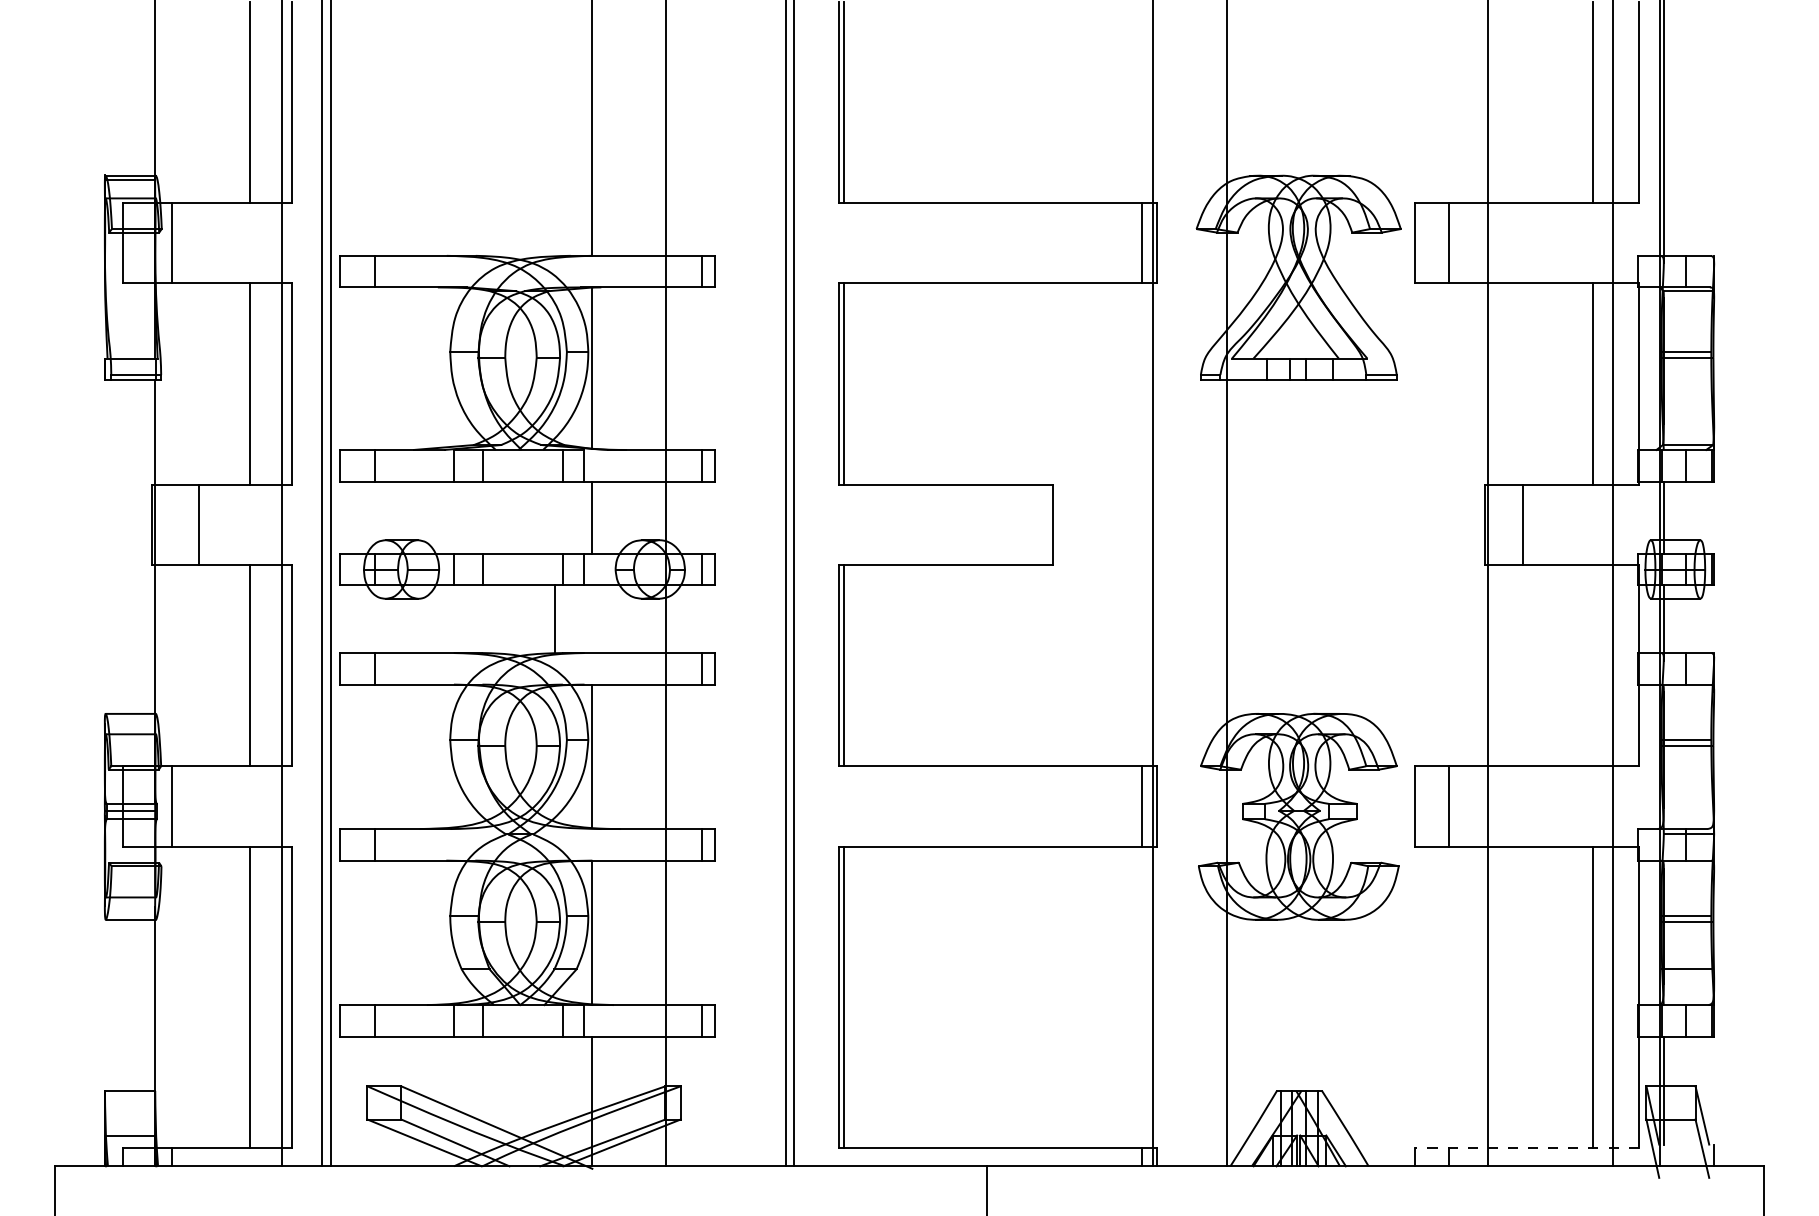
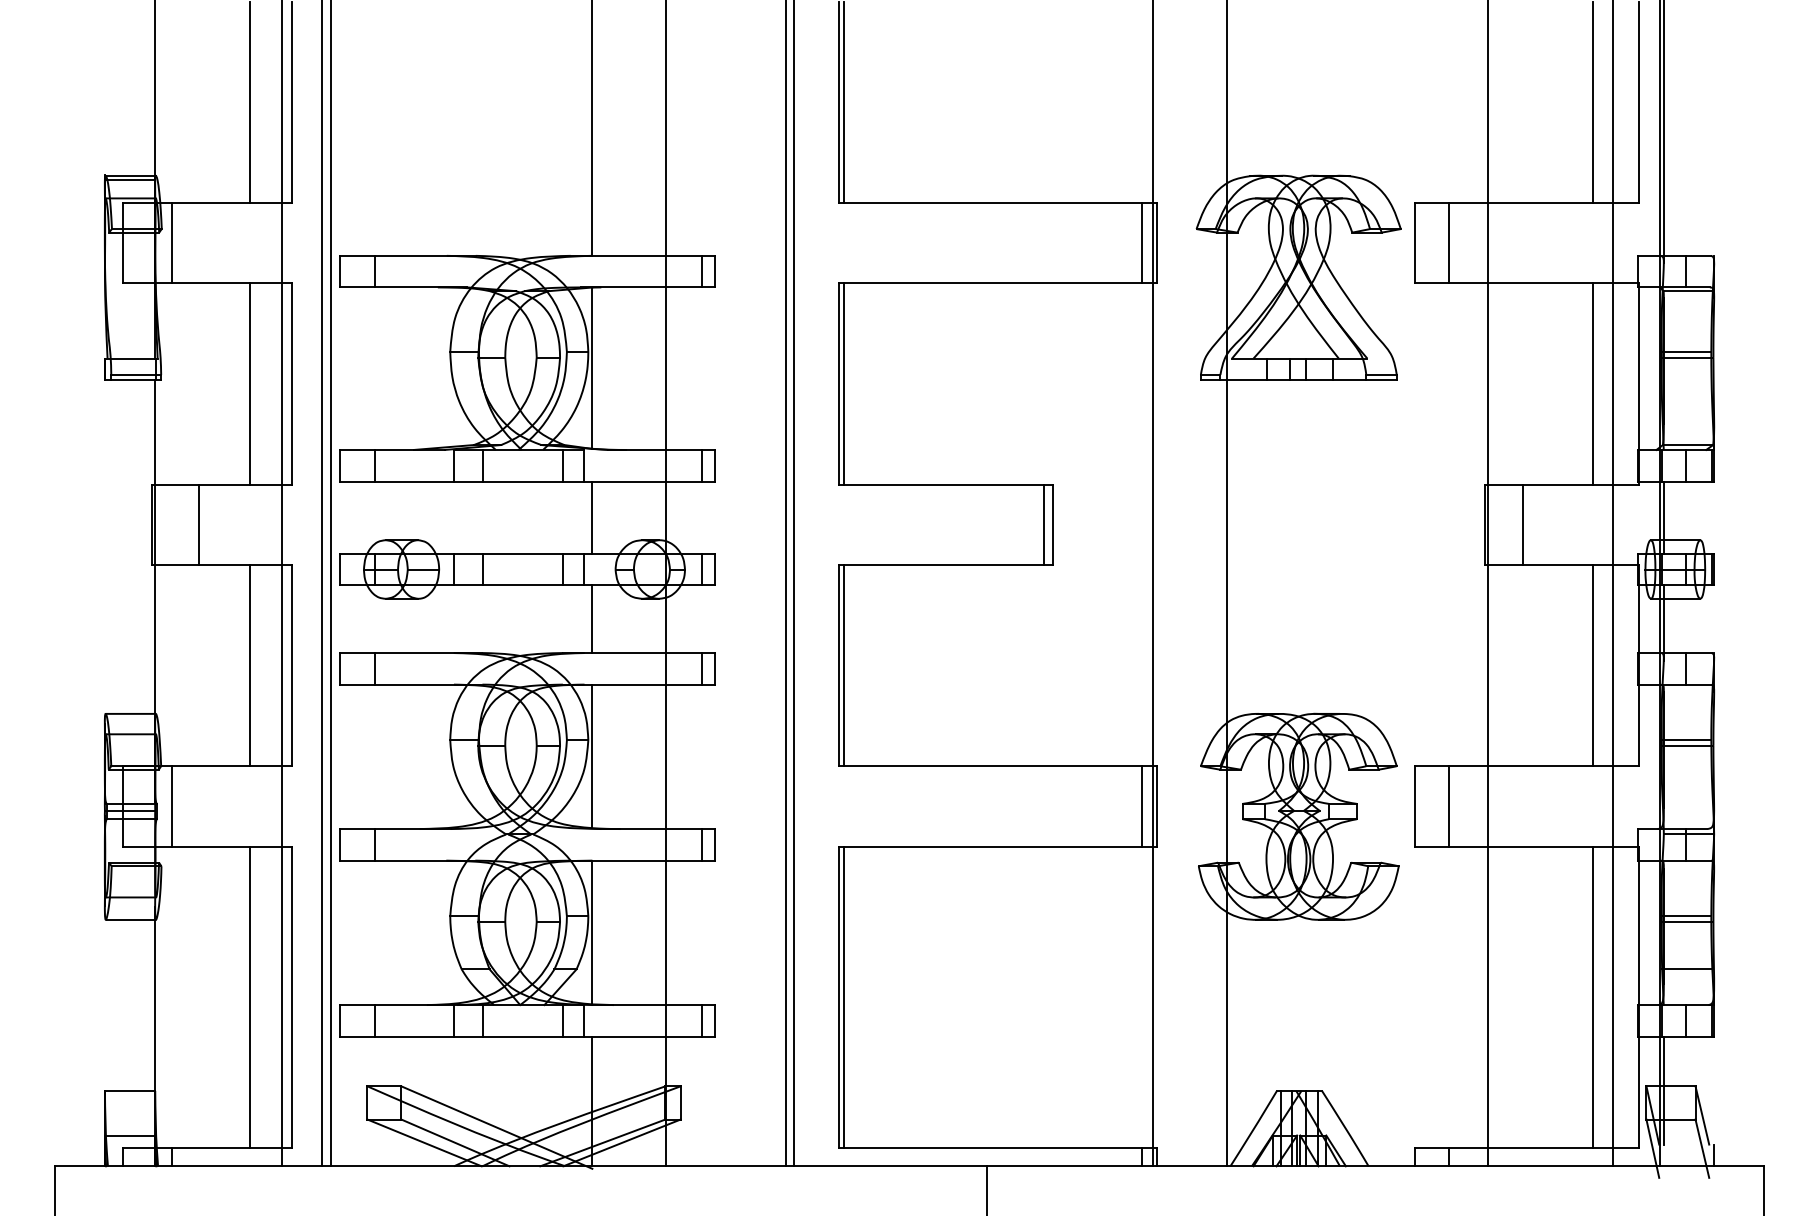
line: none -> present (1044, 524)
line position: (555, 619) -> (592, 619) (592, 619)
line: none -> present (1593, 665)
line: dashed -> solid (1526, 1148)
